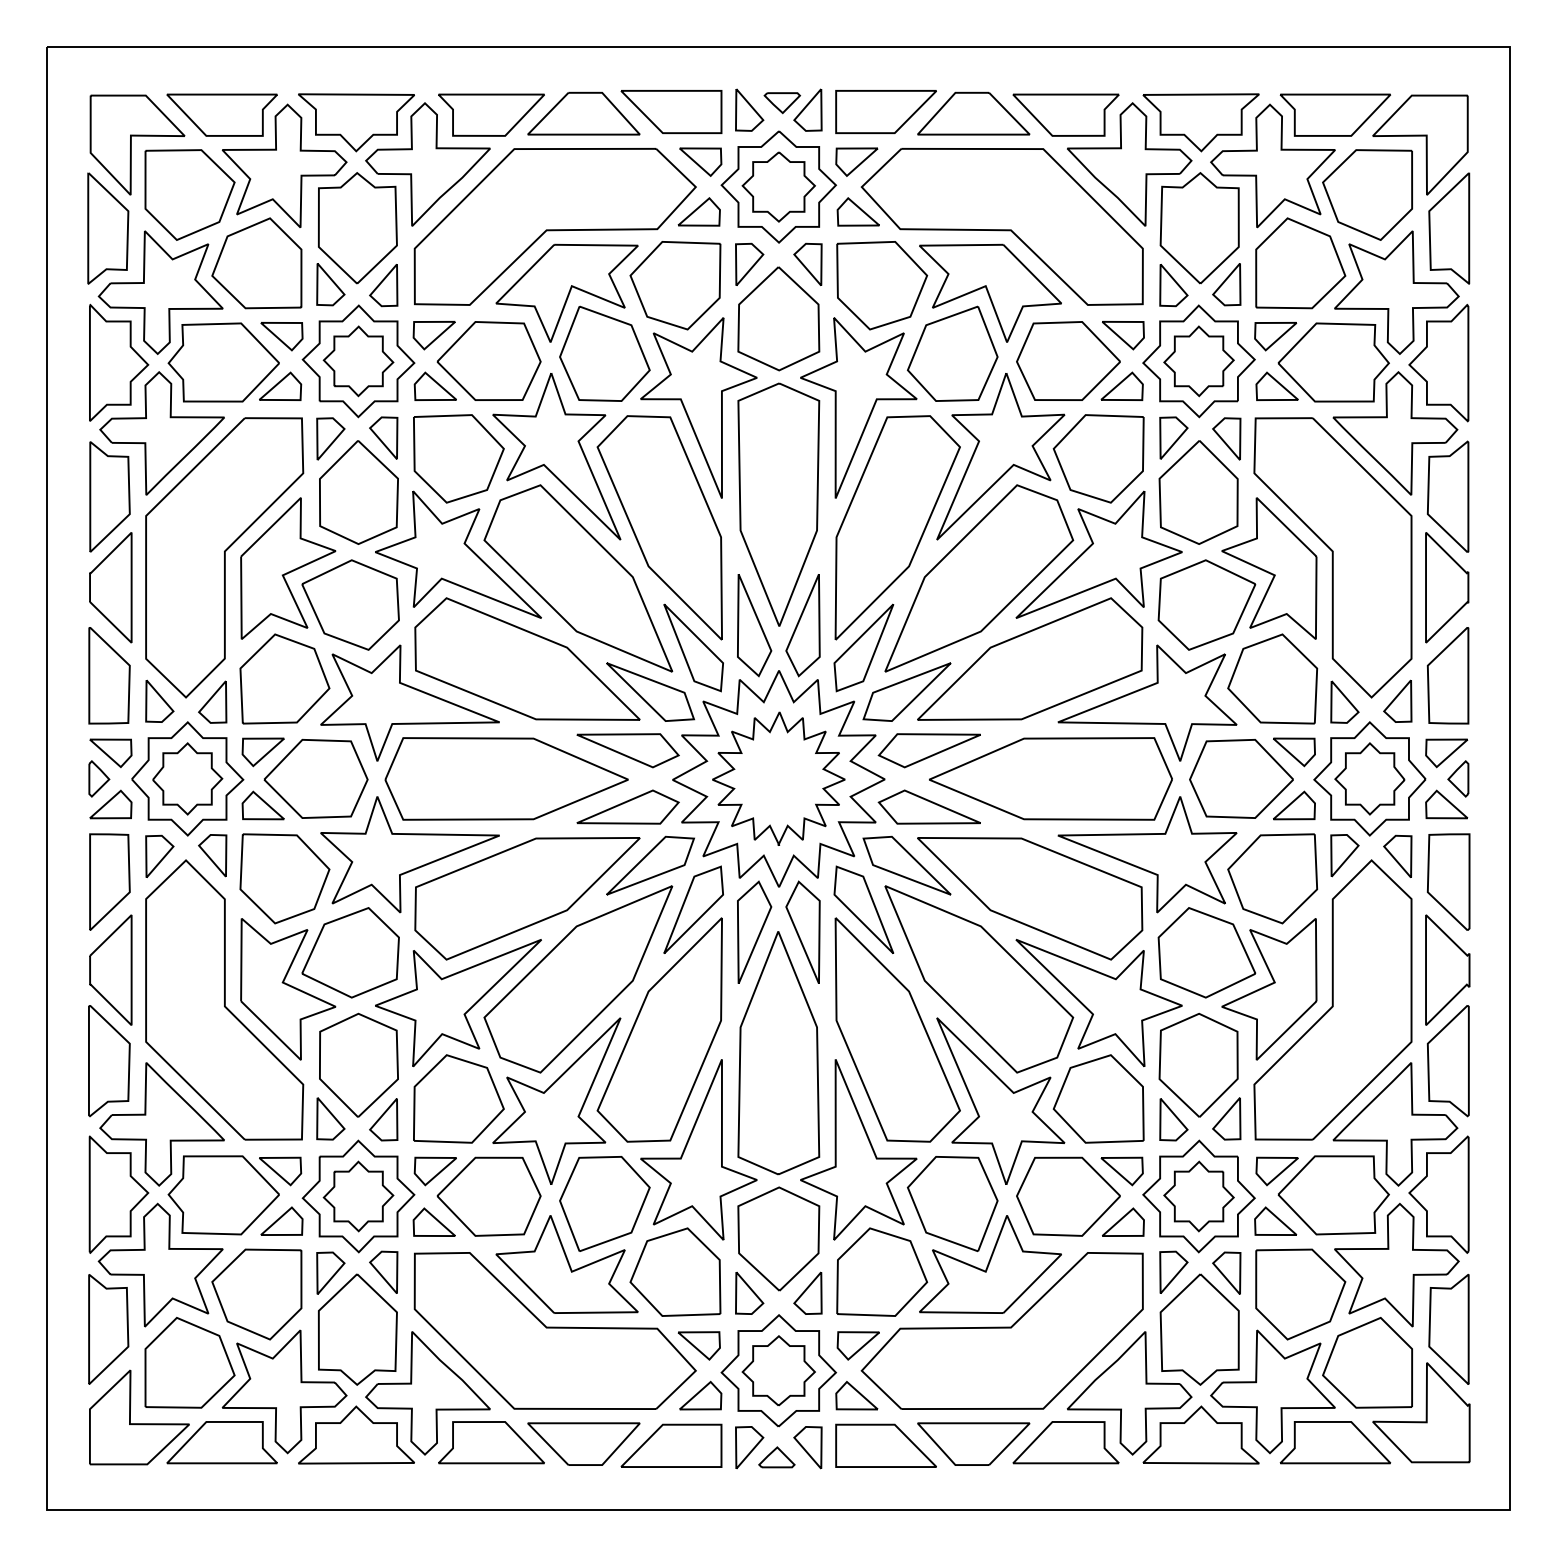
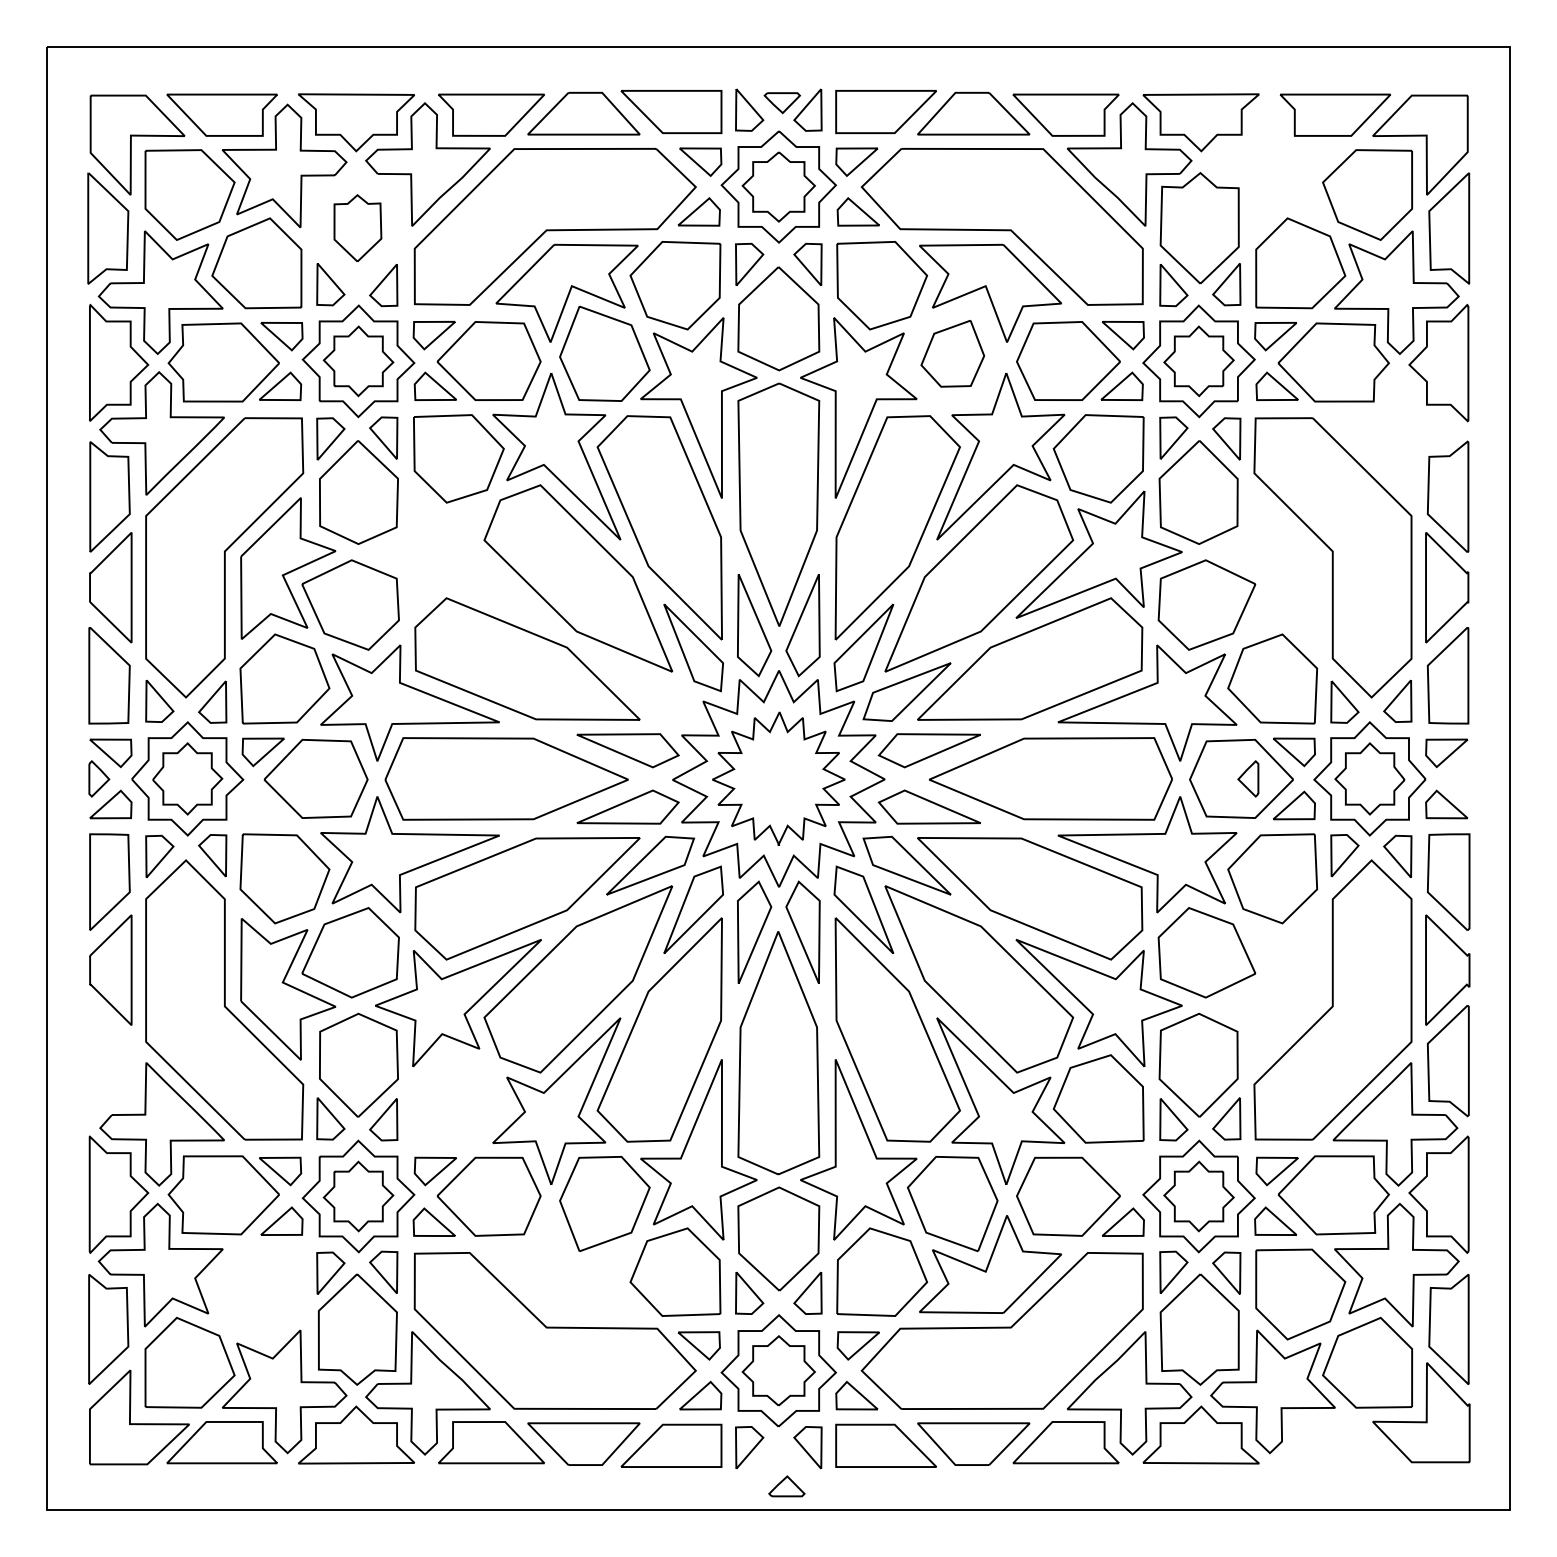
part: present -> none (1272, 165)
part size: 80x113 px -> 50x68 px (357, 227)
part size: 92x97 px -> 66x68 px (952, 353)
part: present -> none (1395, 433)
part: present -> none (458, 554)
part: present -> none (1269, 568)
part: present -> none (650, 691)
part position: (1458, 778) -> (1248, 778) (1248, 778)
part: present -> none (262, 805)
part: present -> none (1269, 989)
part: present -> none (109, 1061)
part: present -> none (458, 1098)
part: present -> none (1121, 1171)
part: present -> none (566, 1264)
part: present -> none (256, 1294)
part: present -> none (1335, 1442)
part position: (776, 1457) -> (786, 1486) (786, 1486)
